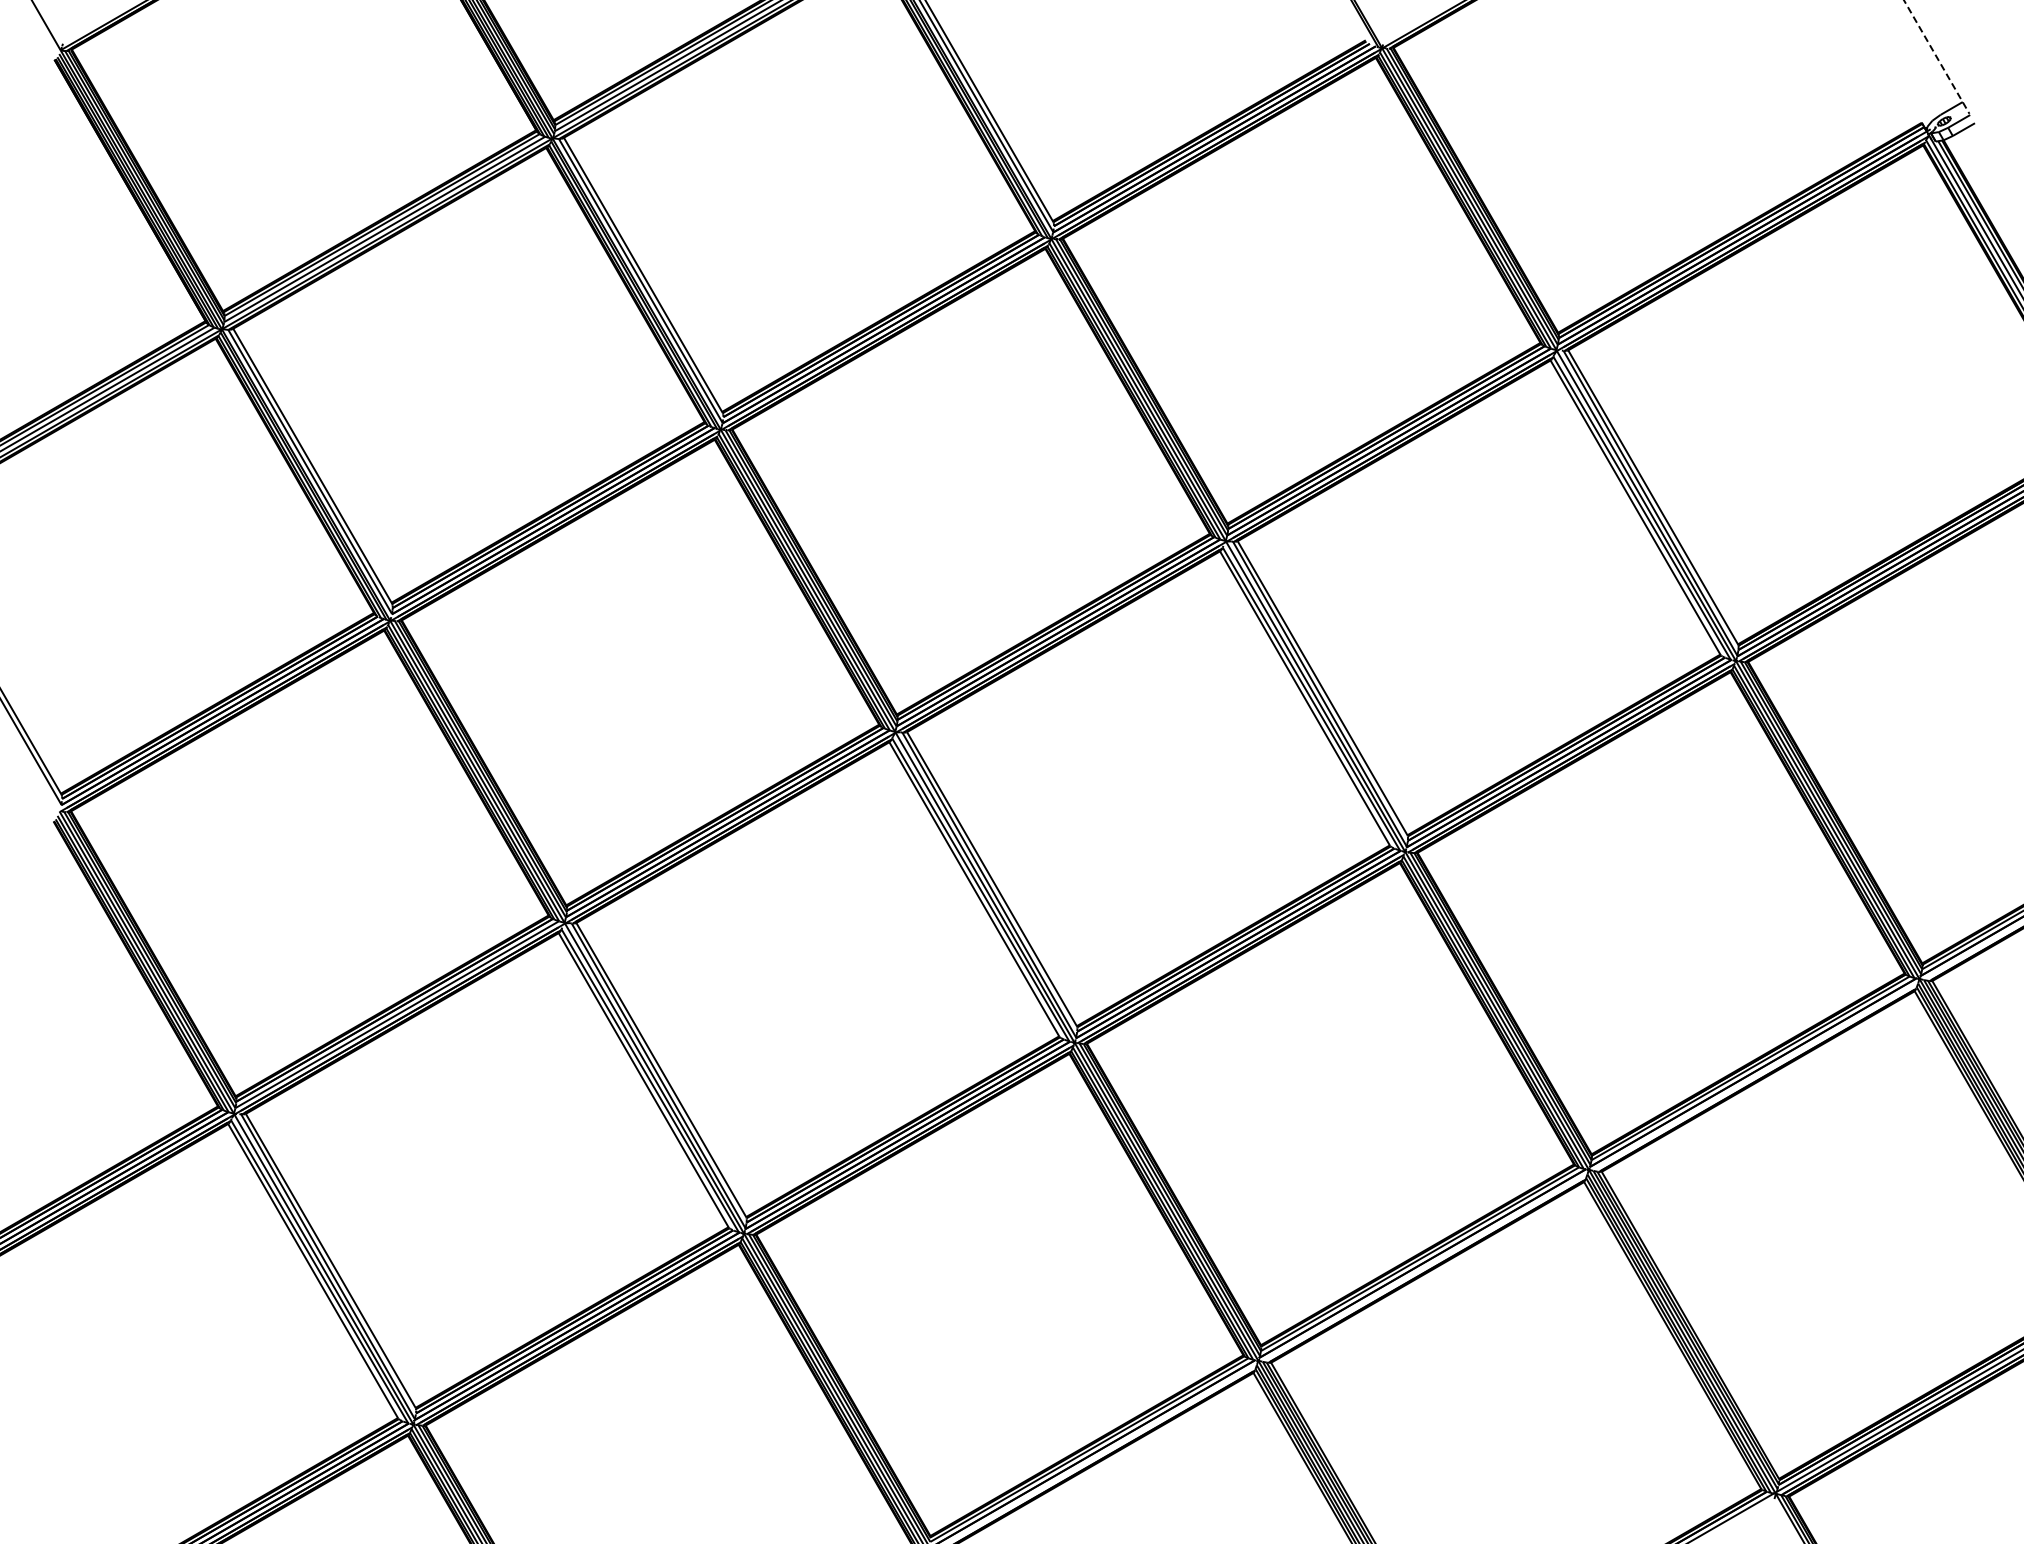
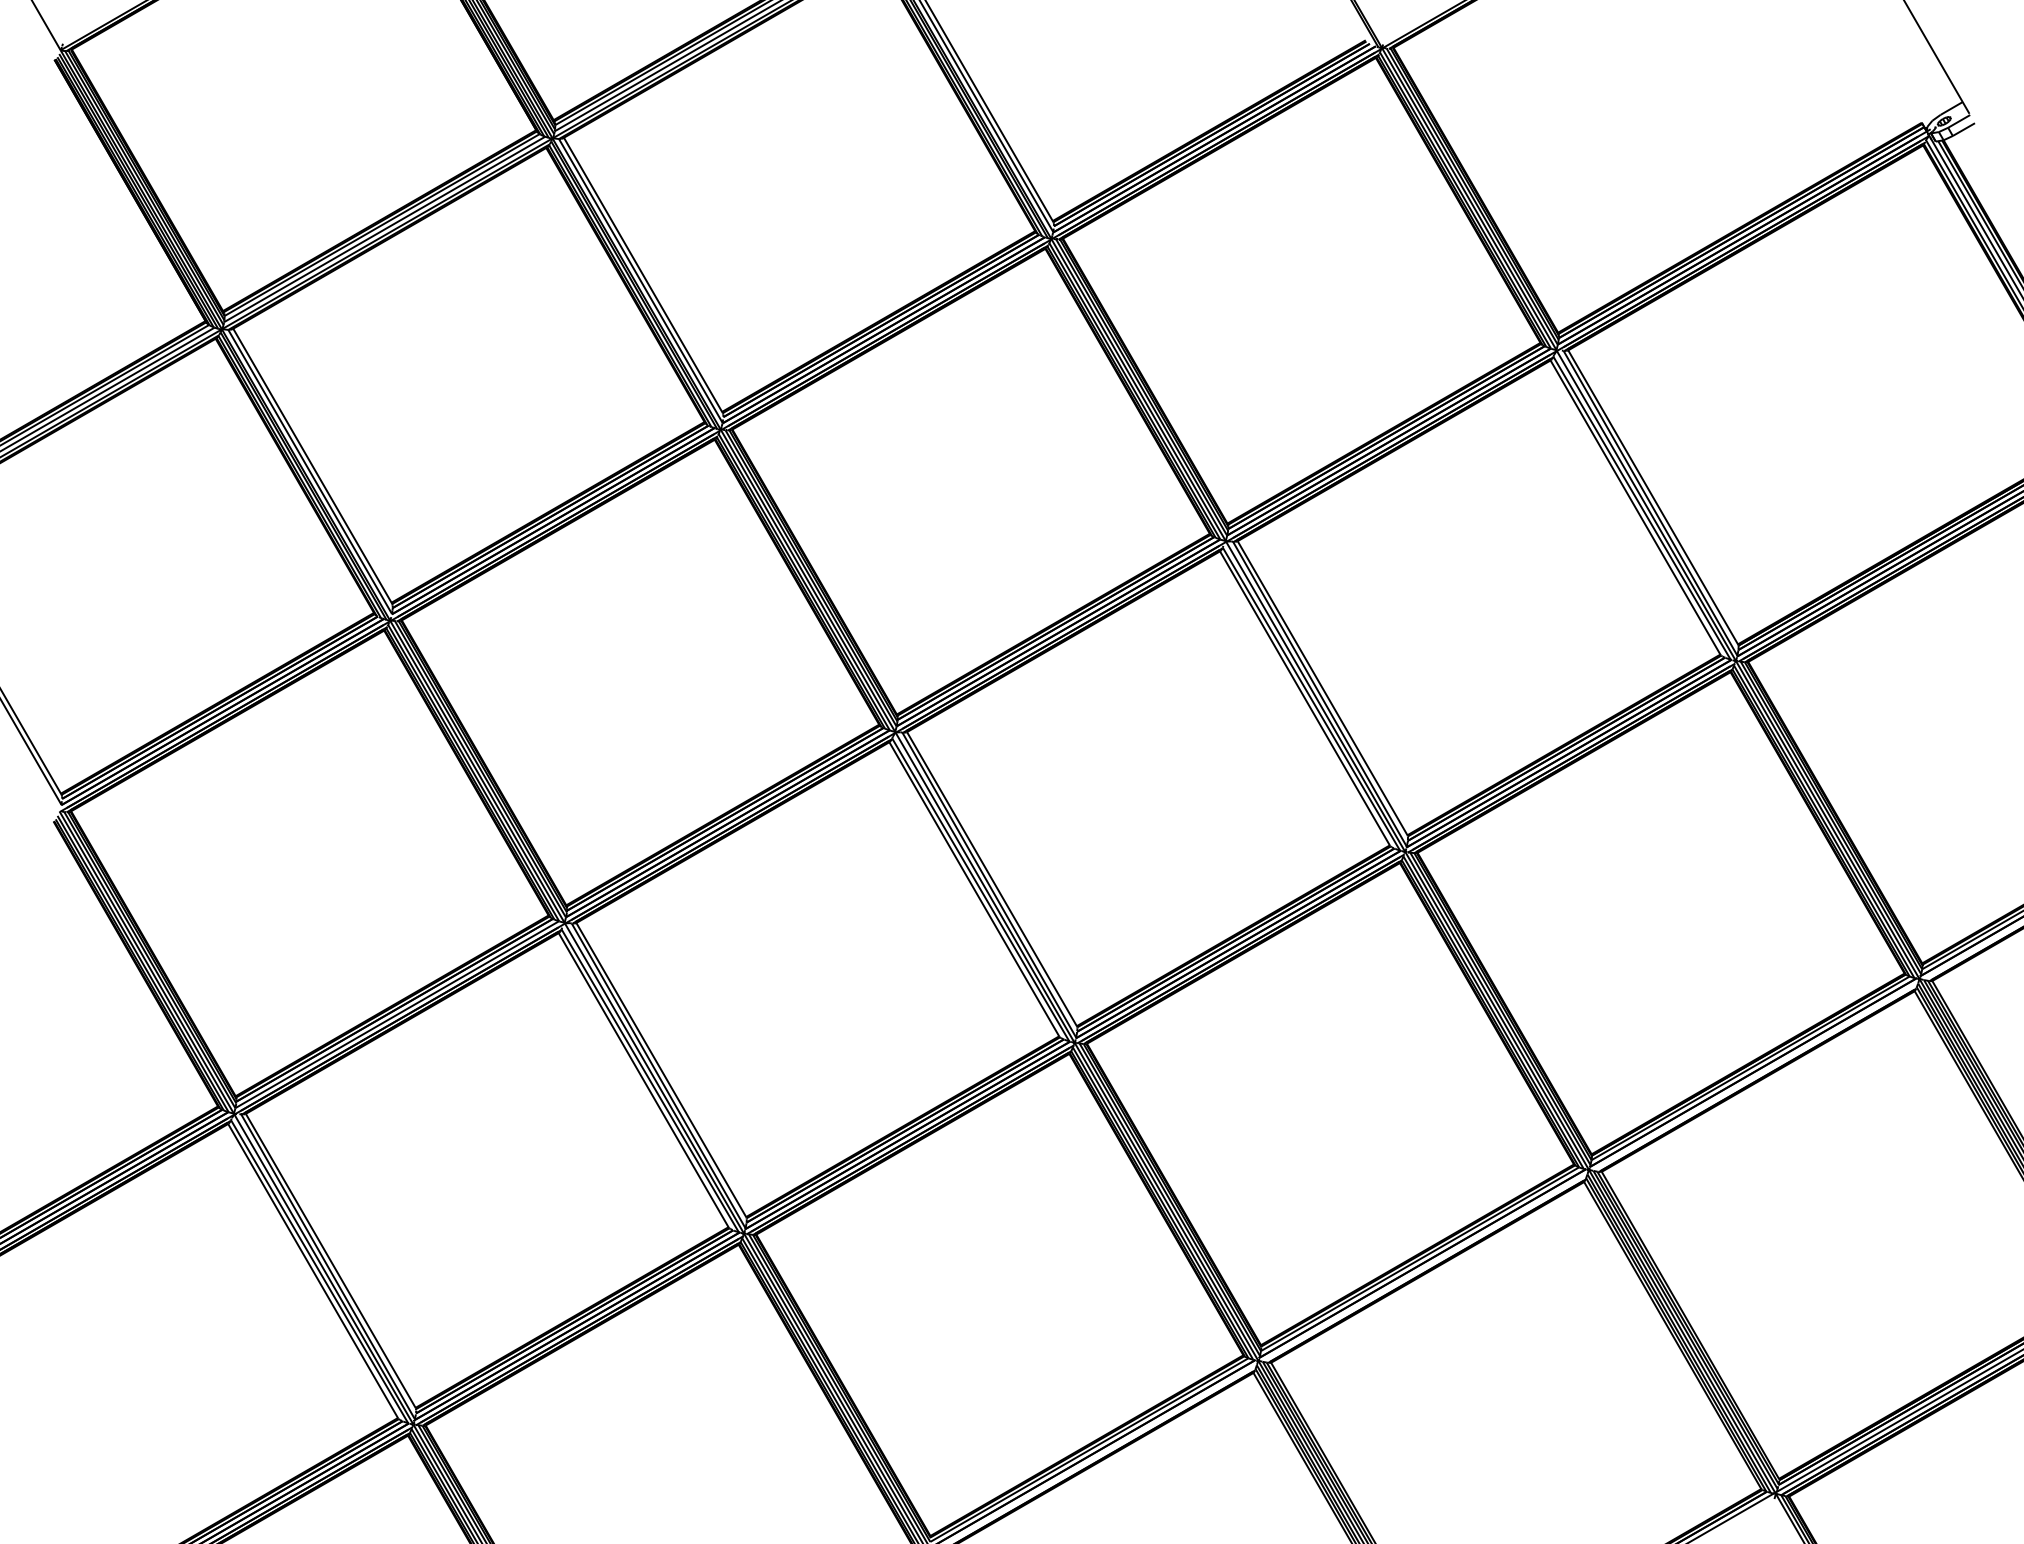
line: dashed -> solid (1936, 56)
